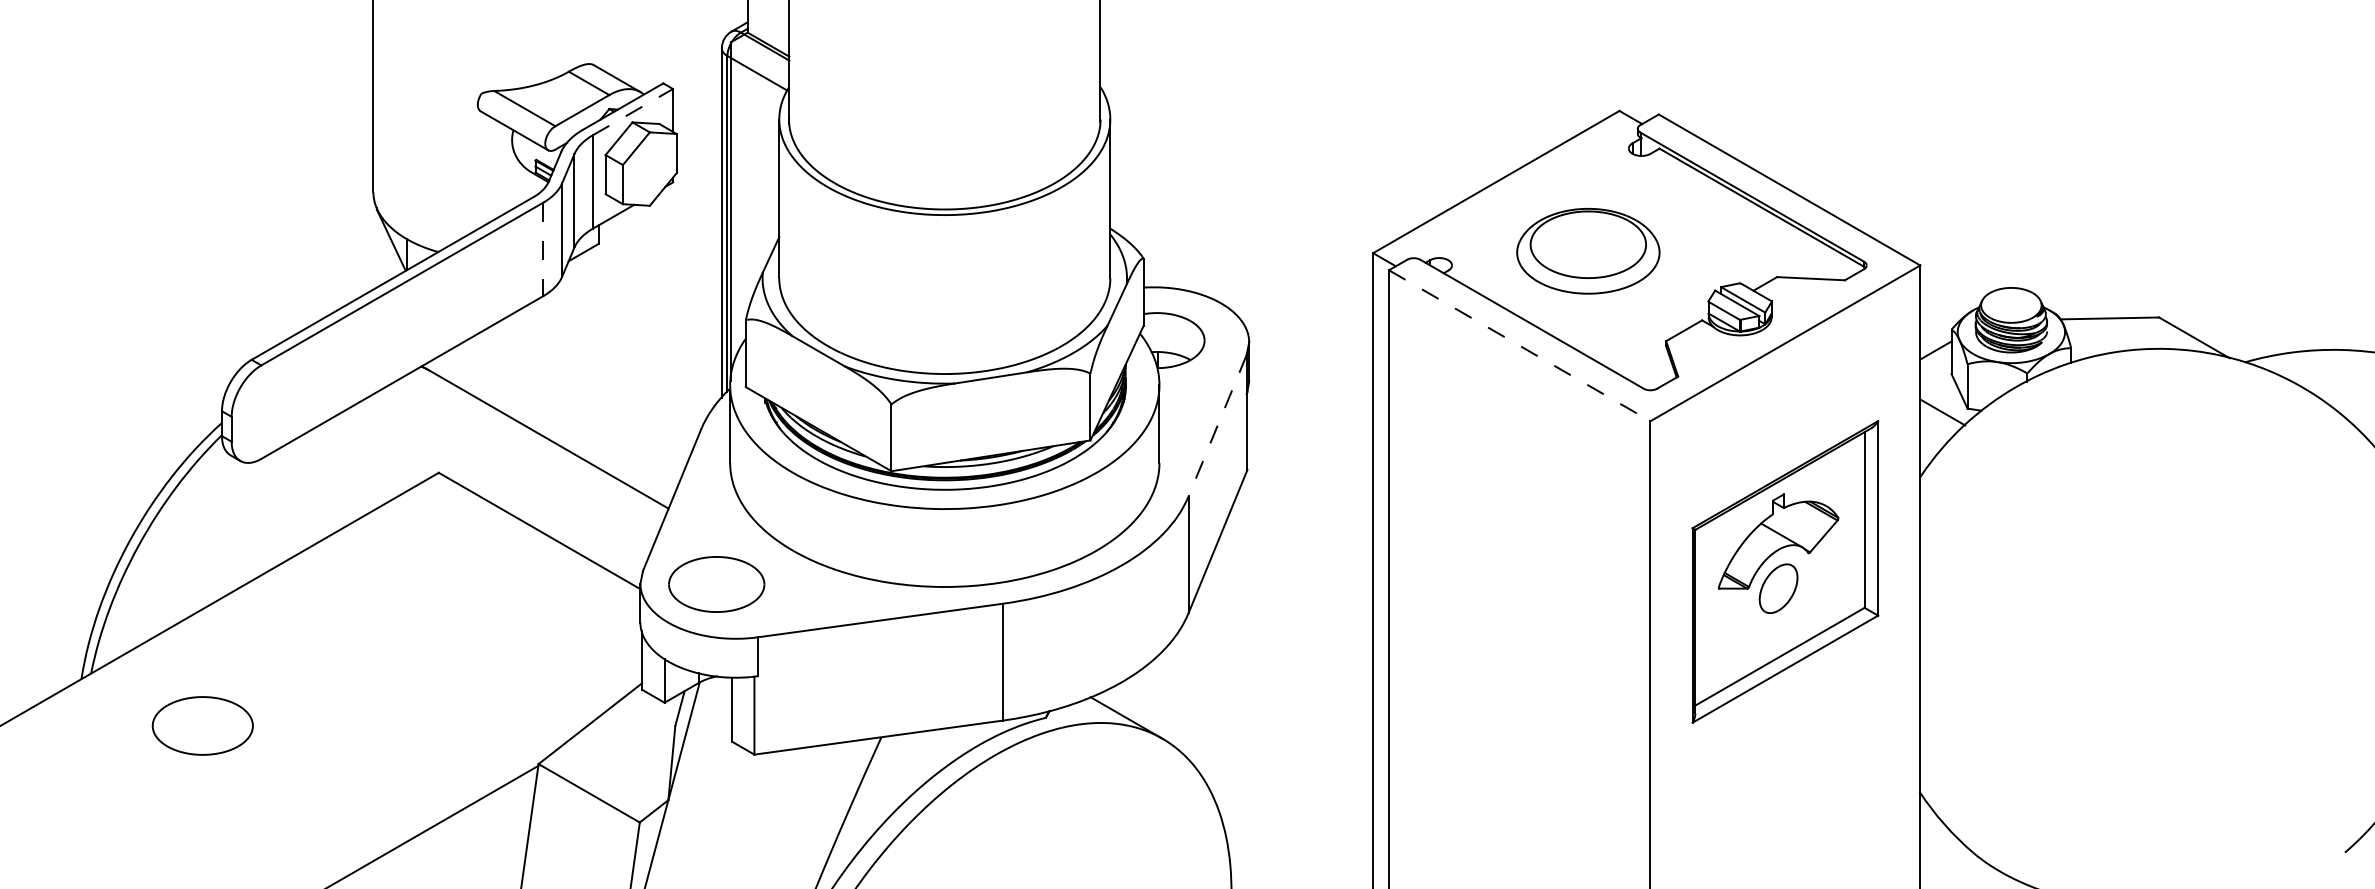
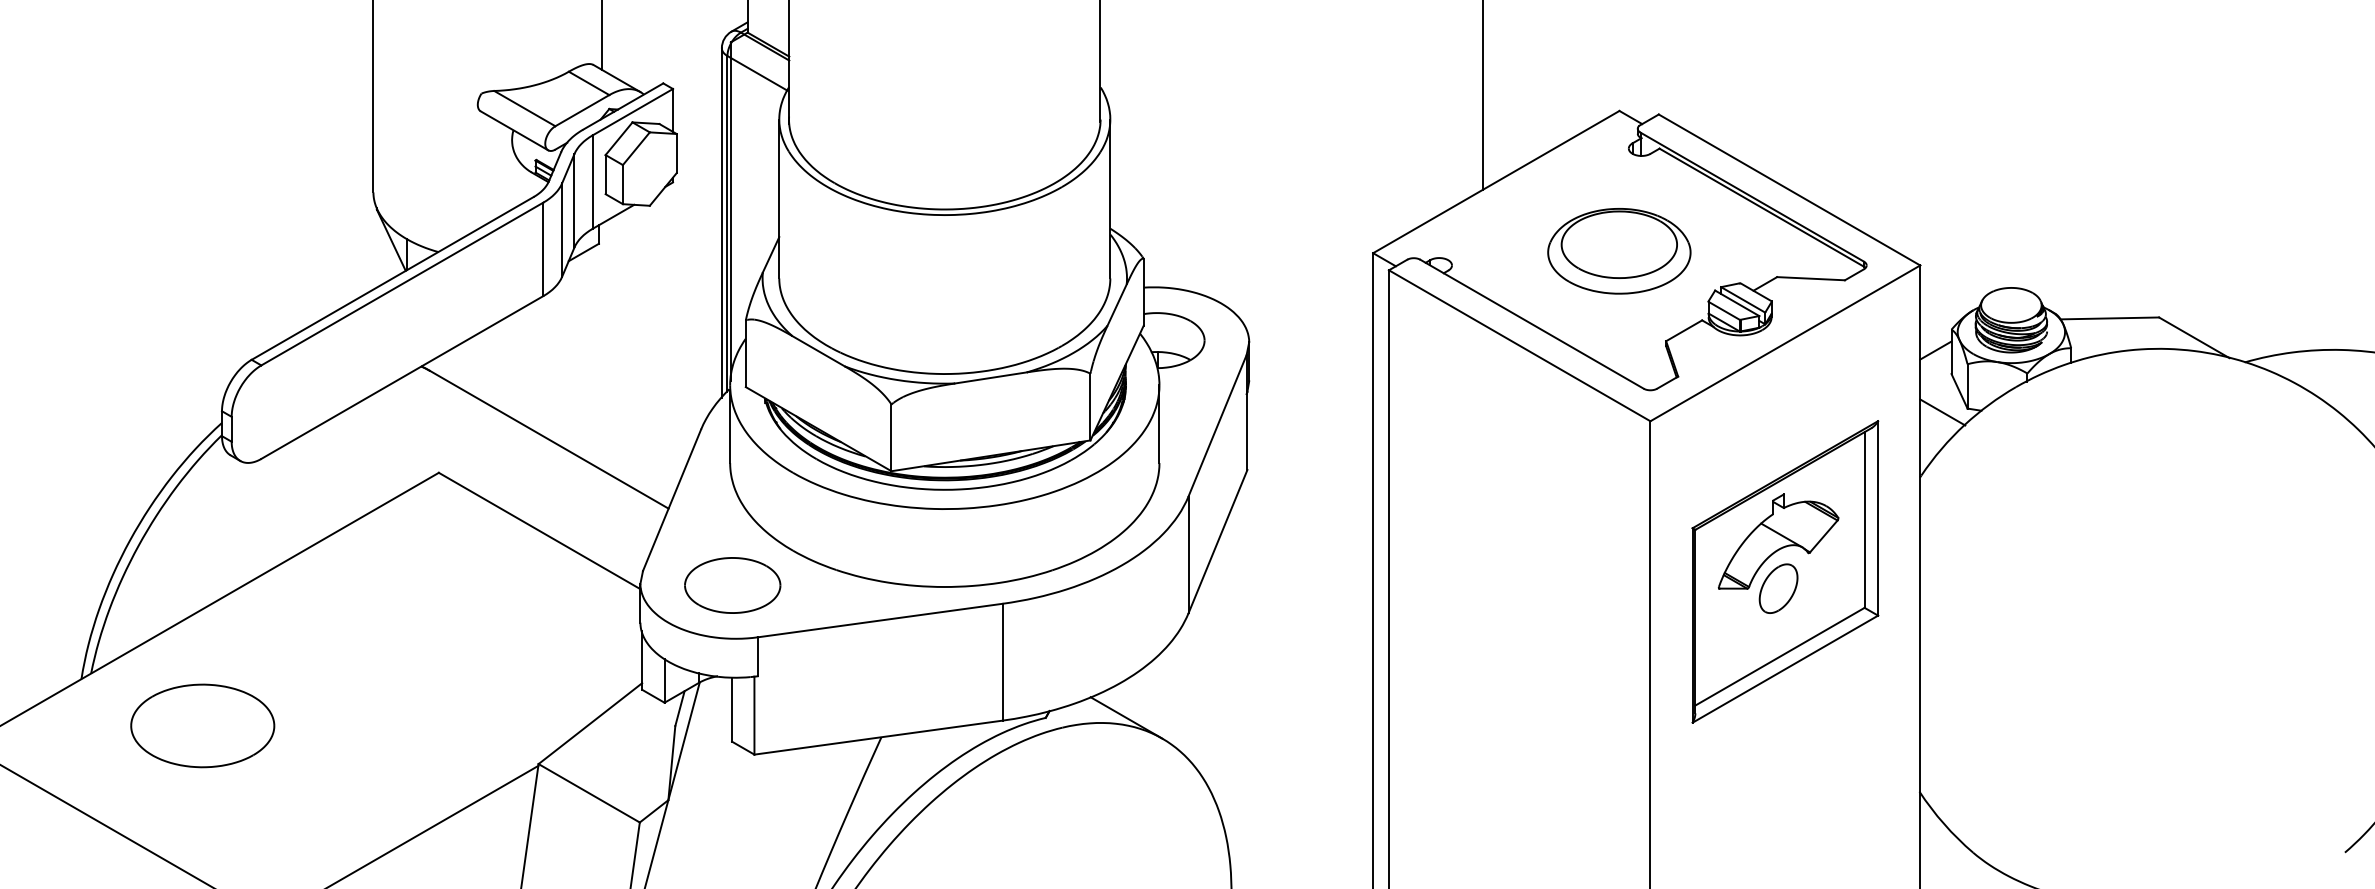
line: none -> present (602, 36)
line: none -> present (1482, 95)
line: dashed -> solid (633, 111)
line: dashed -> solid (543, 249)
part position: (1588, 251) -> (1619, 251) (1619, 251)
line: dashed -> solid (1519, 345)
line: dashed -> solid (1217, 426)
part position: (716, 584) -> (732, 585) (732, 585)
part size: 103x60 px -> 146x86 px (202, 725)
line: none -> present (105, 825)
